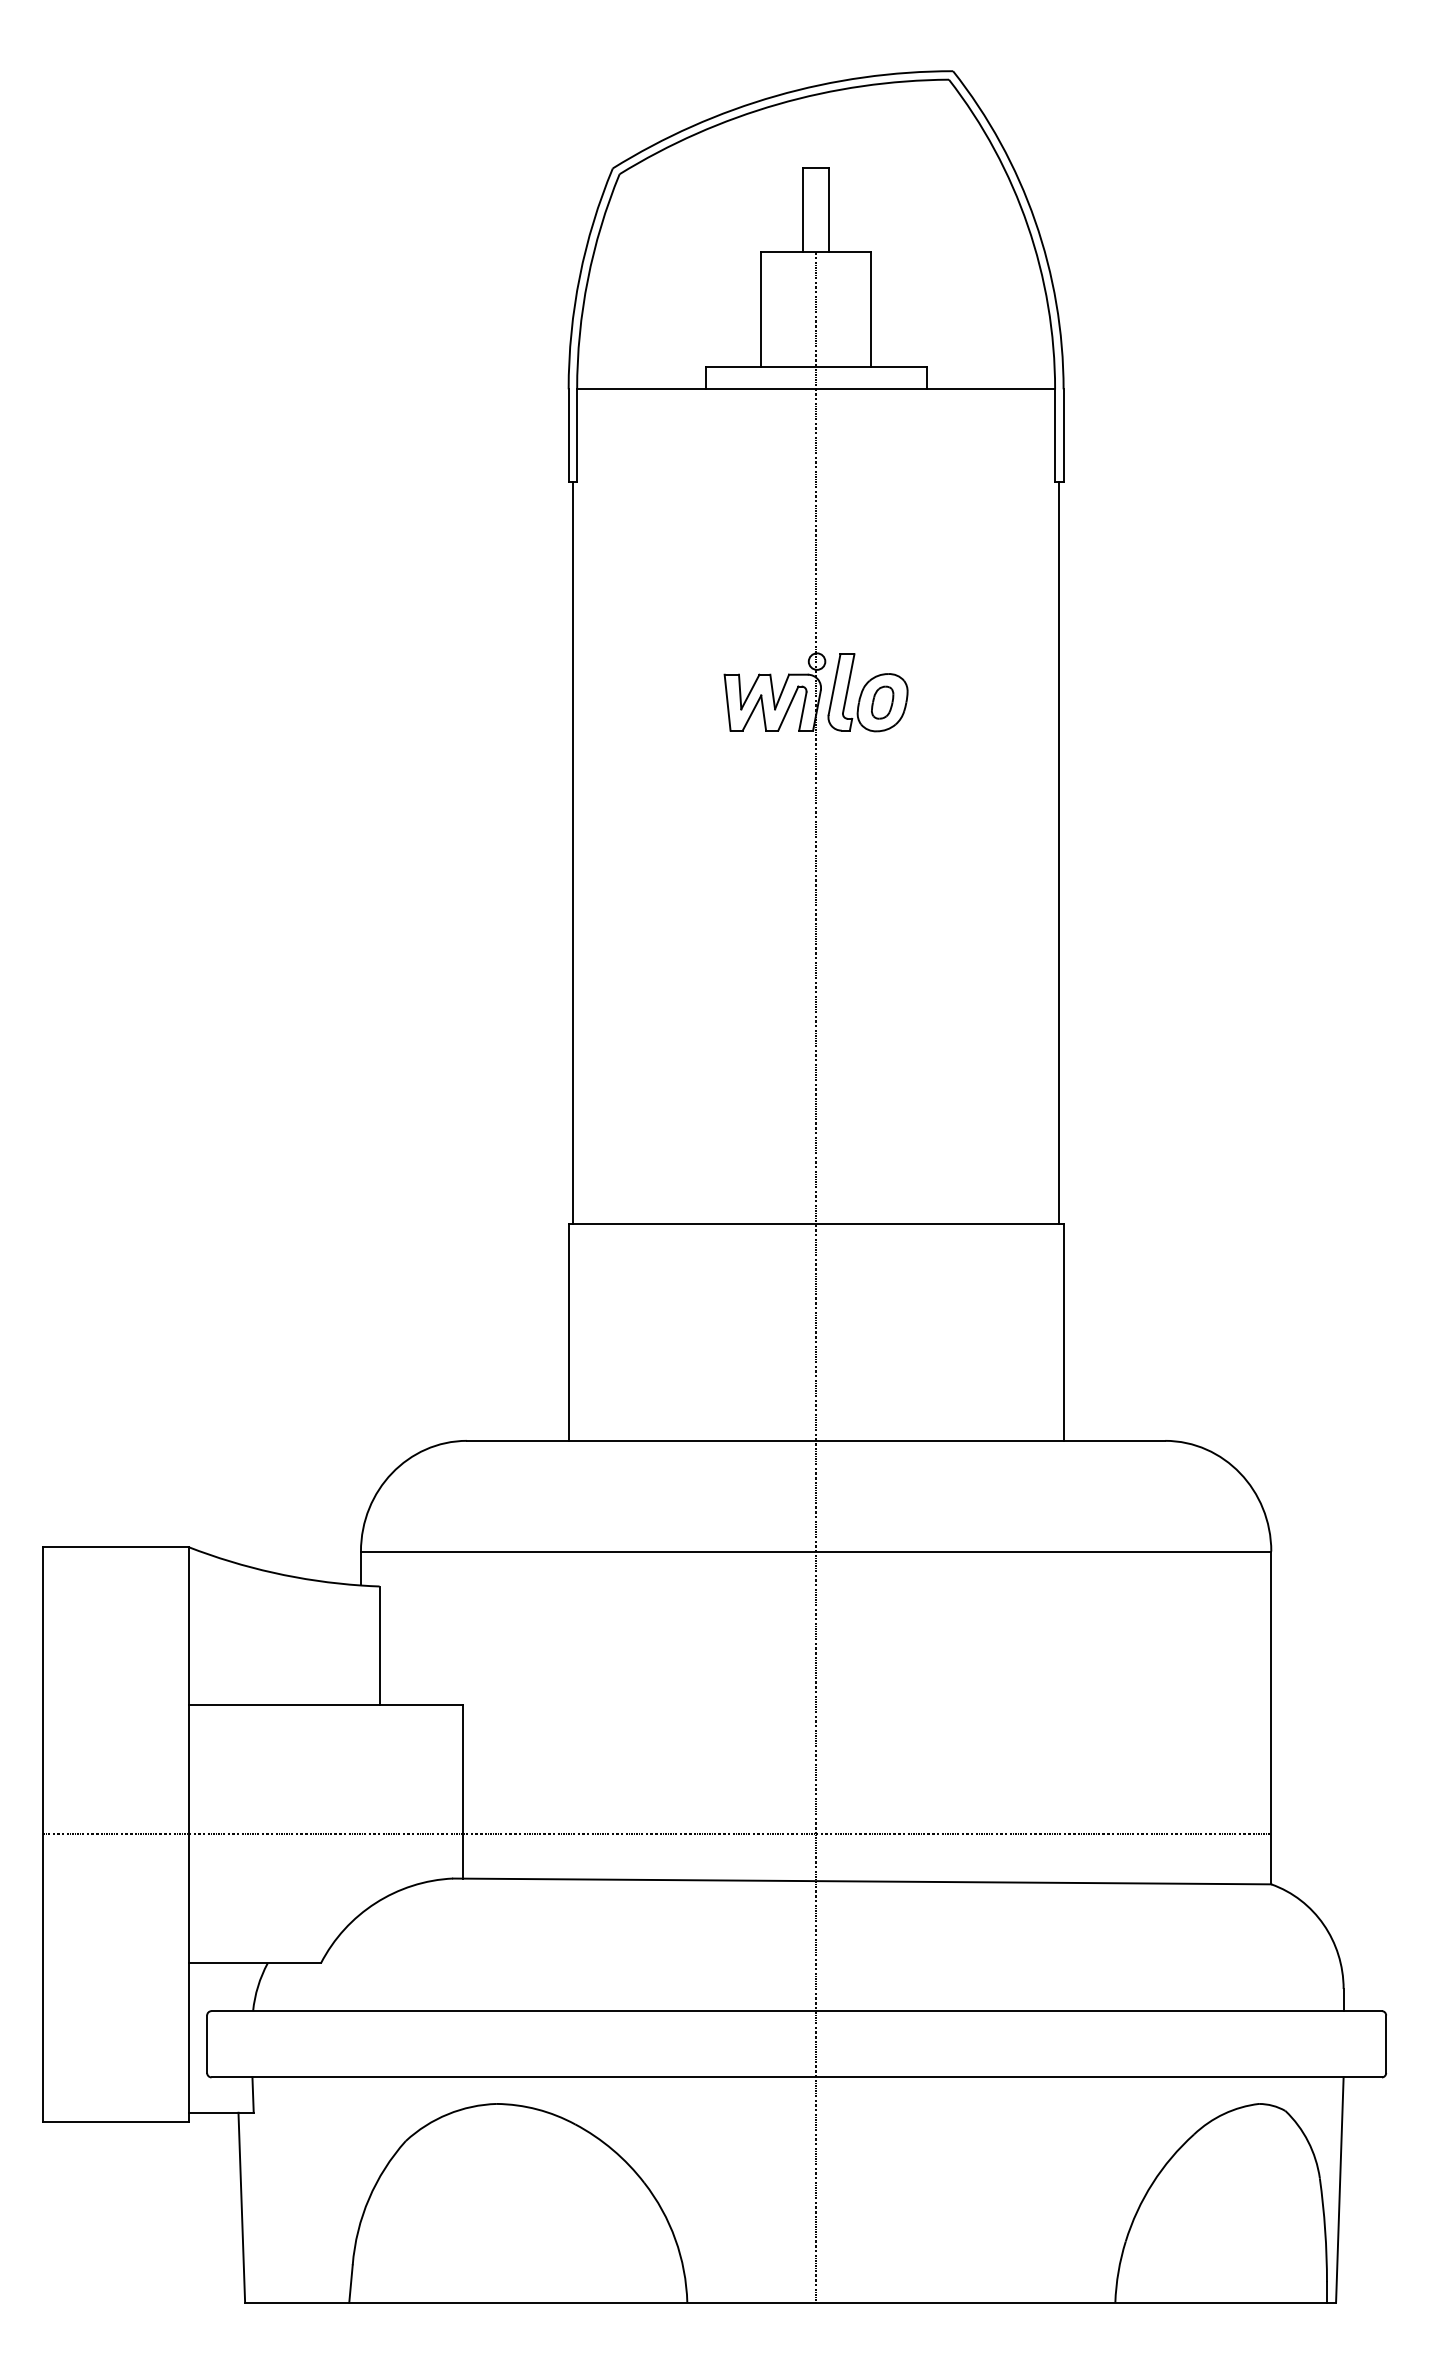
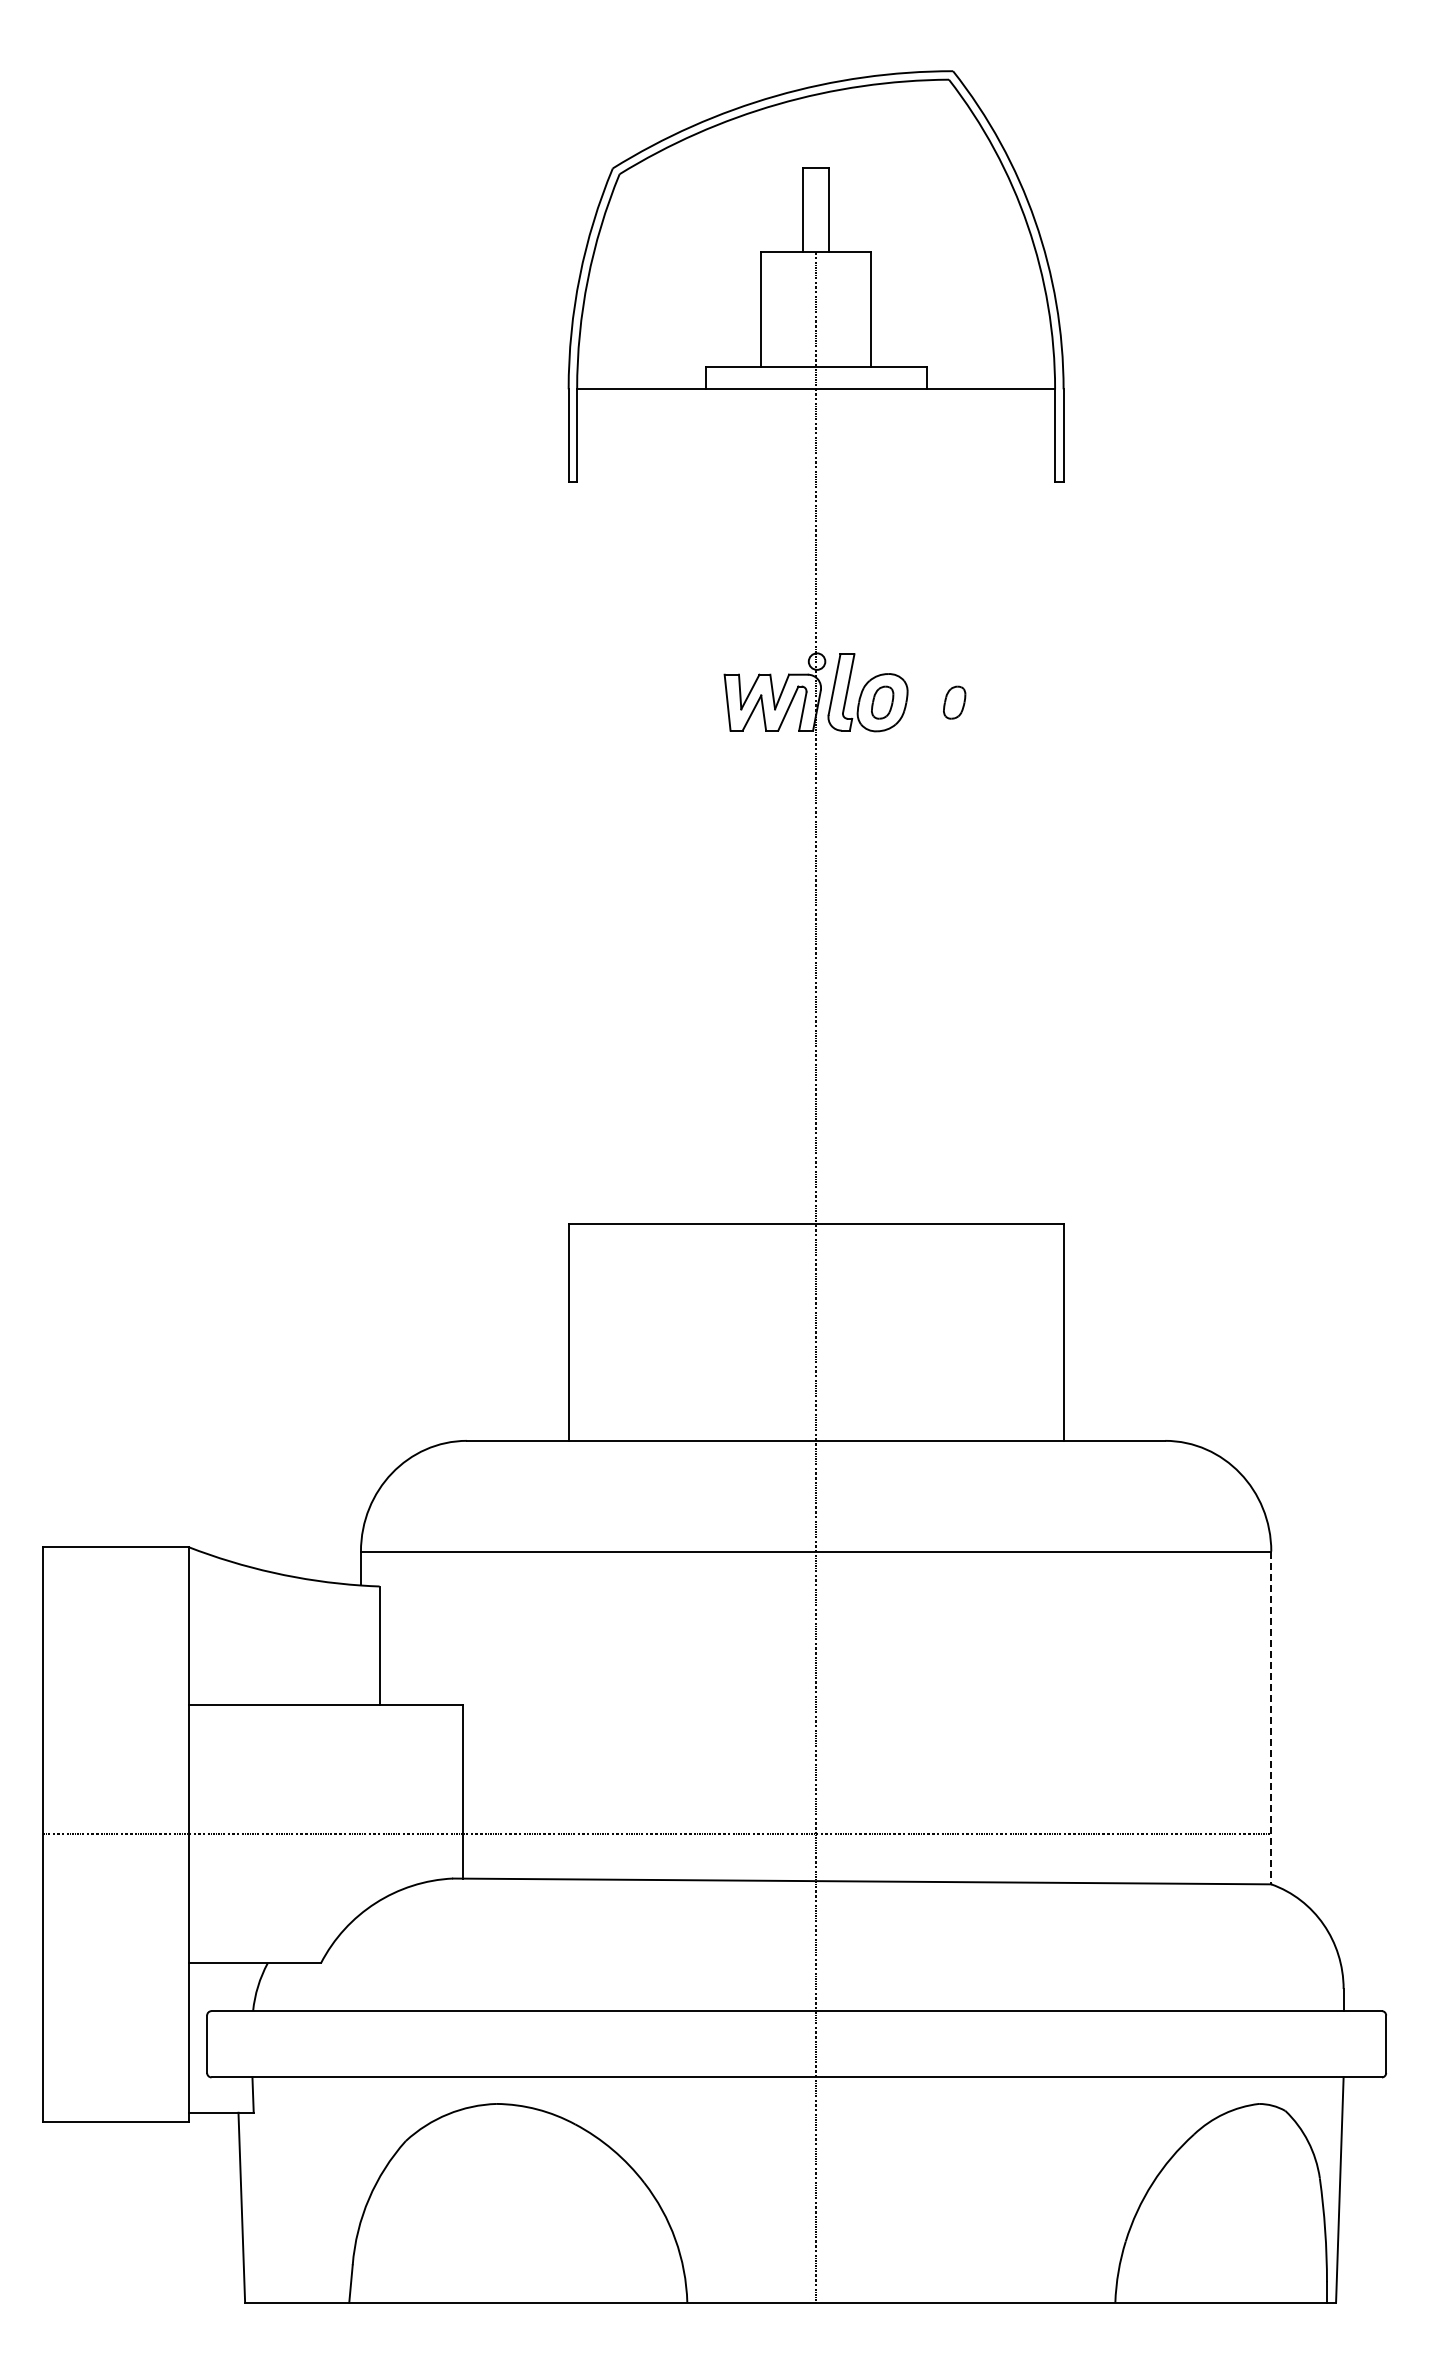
part: none -> present (954, 702)
line: present -> none (573, 852)
line: present -> none (1059, 852)
line: solid -> dashed (1271, 1718)
